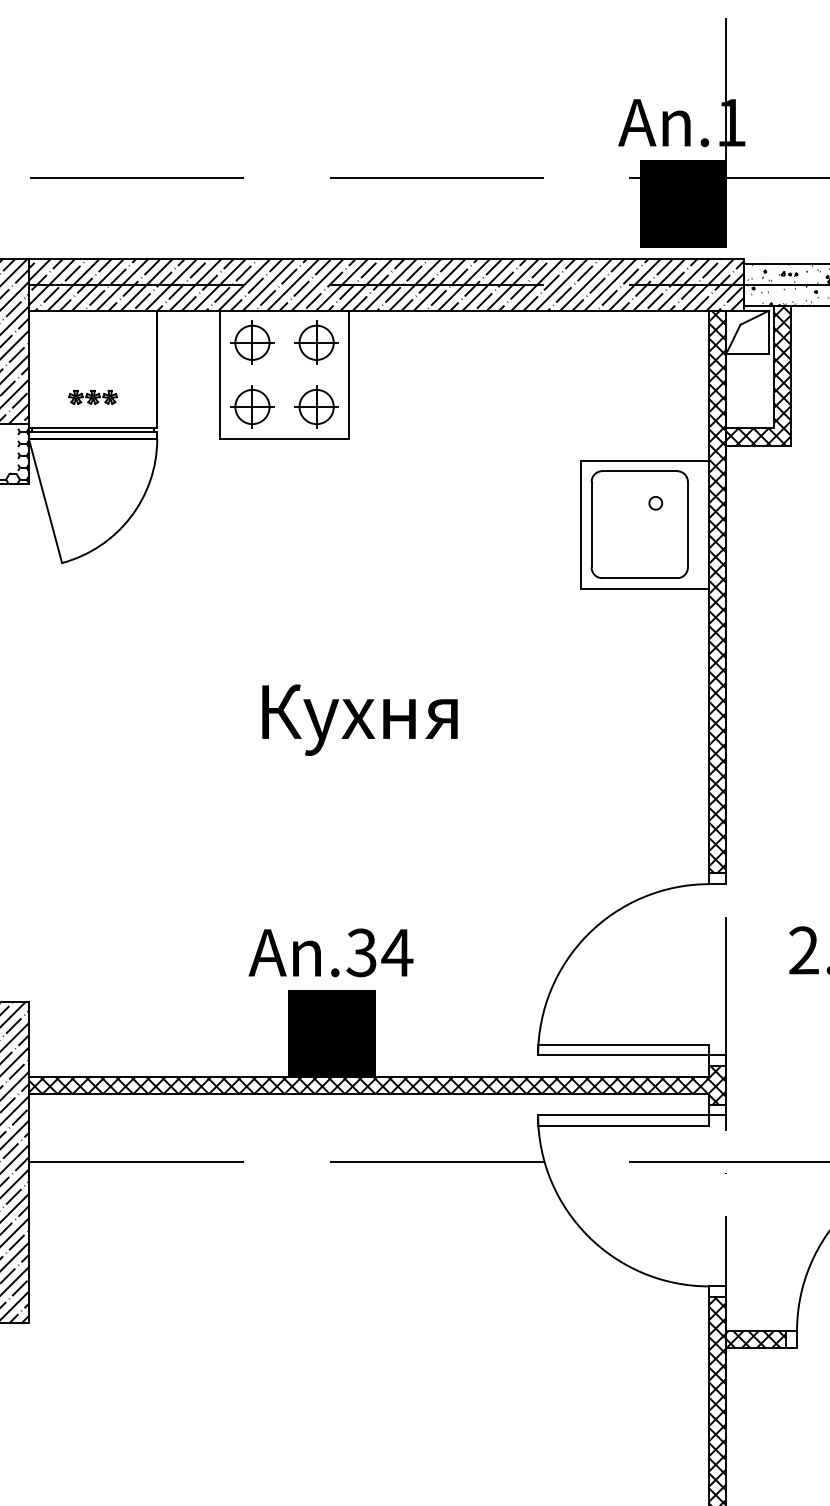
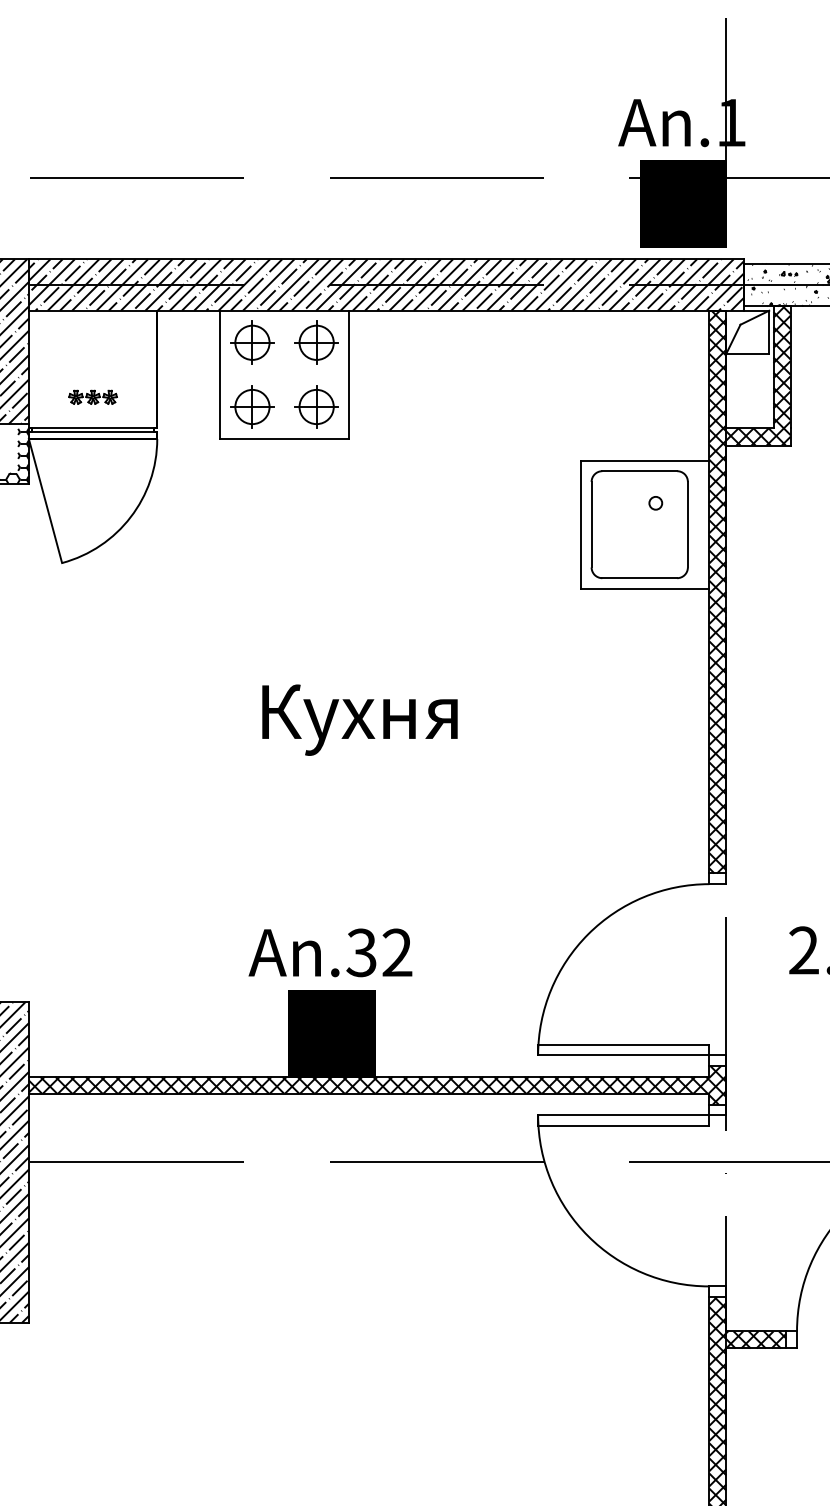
text: n.34 -> n.32 (397, 952)
